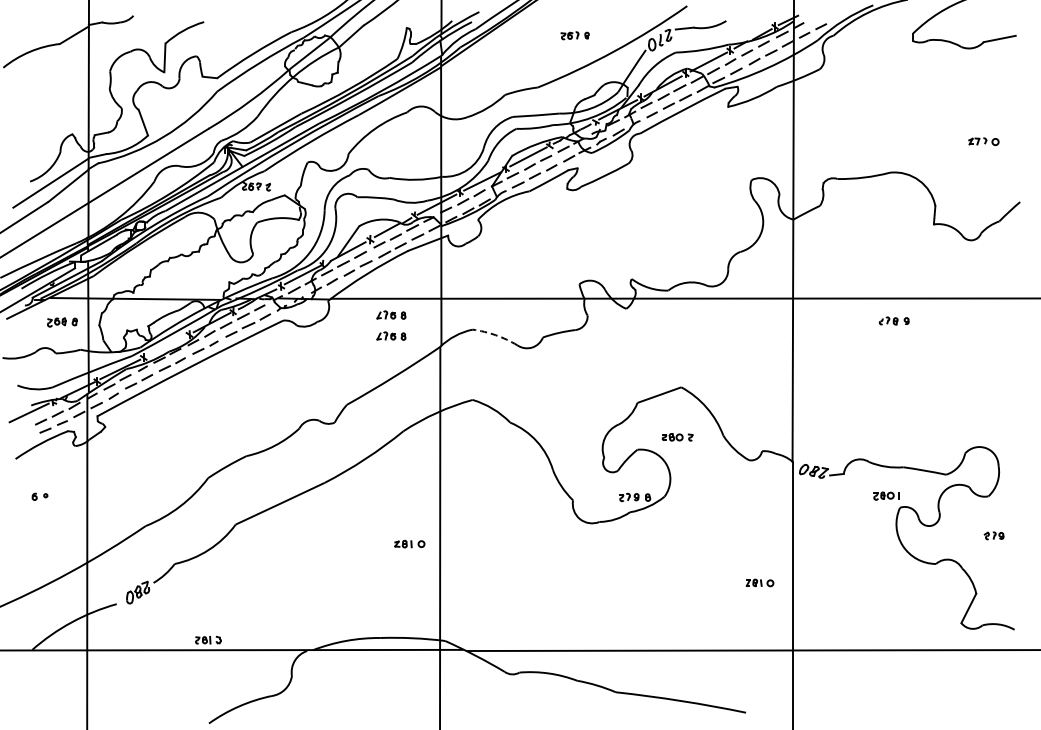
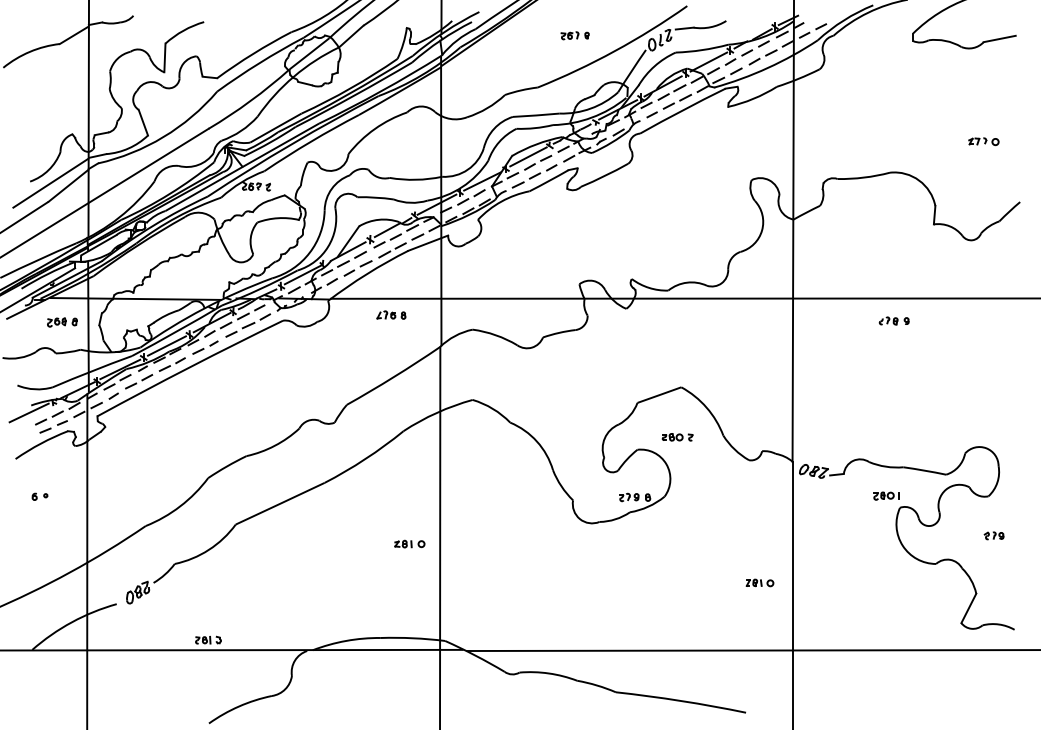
part: present -> none (391, 335)
arc: dashed -> solid (495, 335)
line: none -> present (166, 345)
